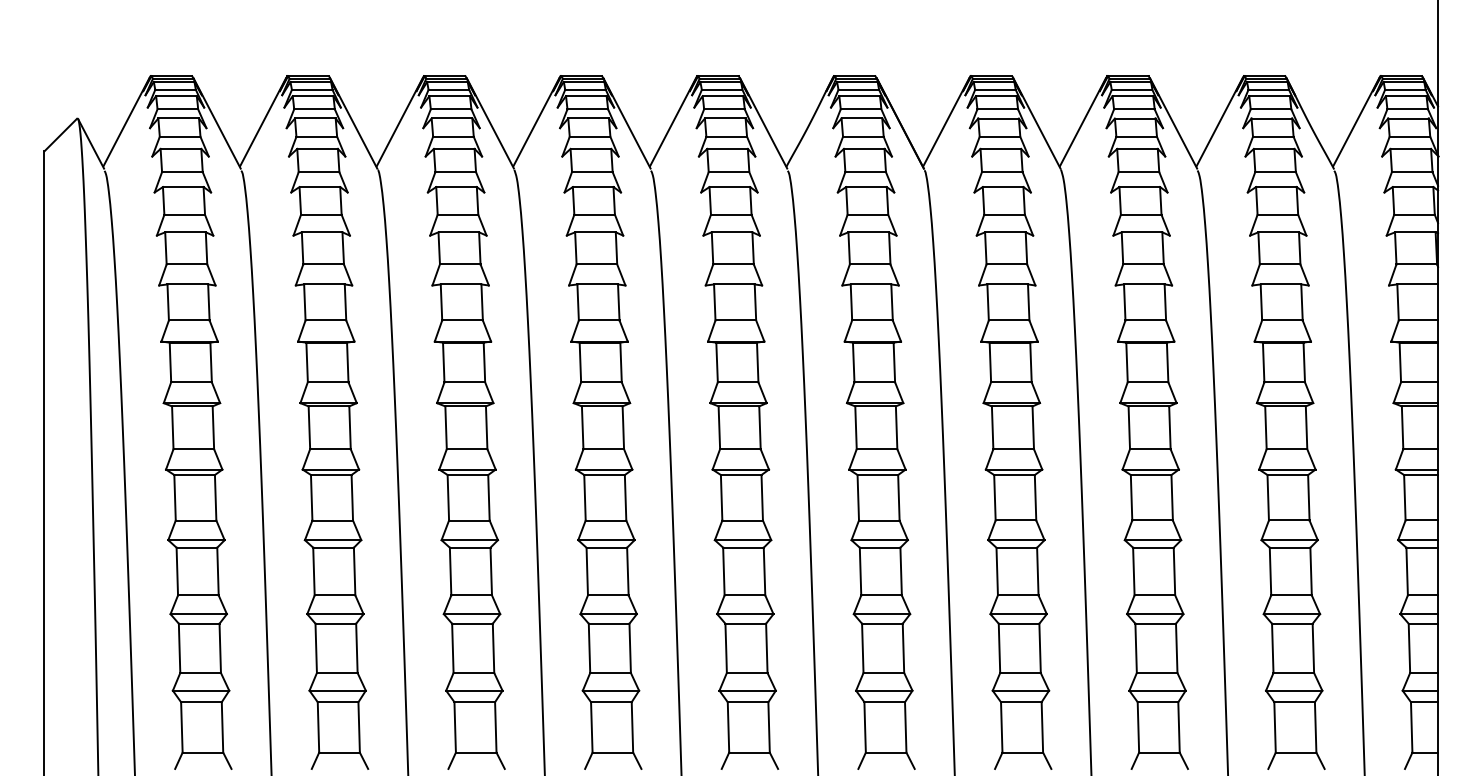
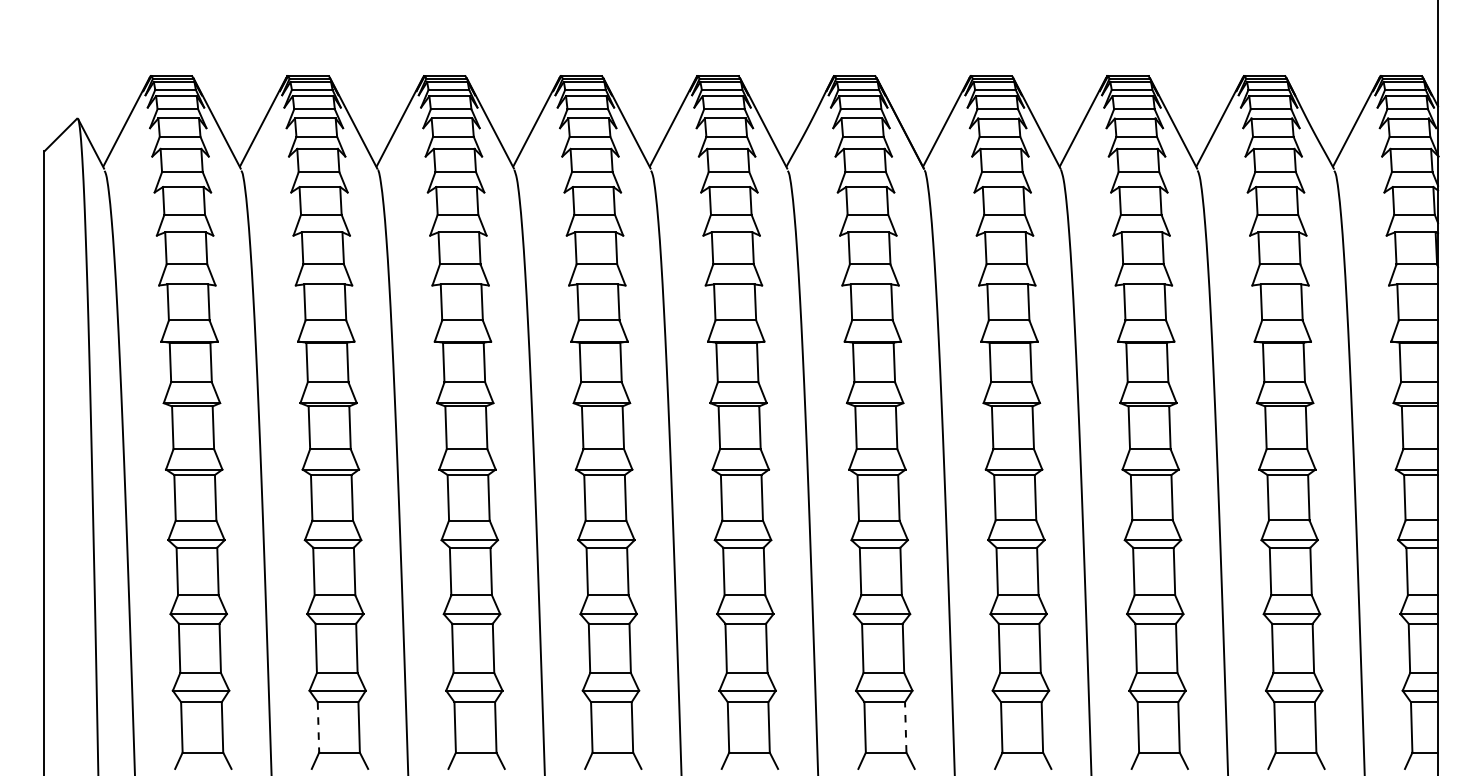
line: solid -> dashed (905, 726)
line: solid -> dashed (318, 727)
